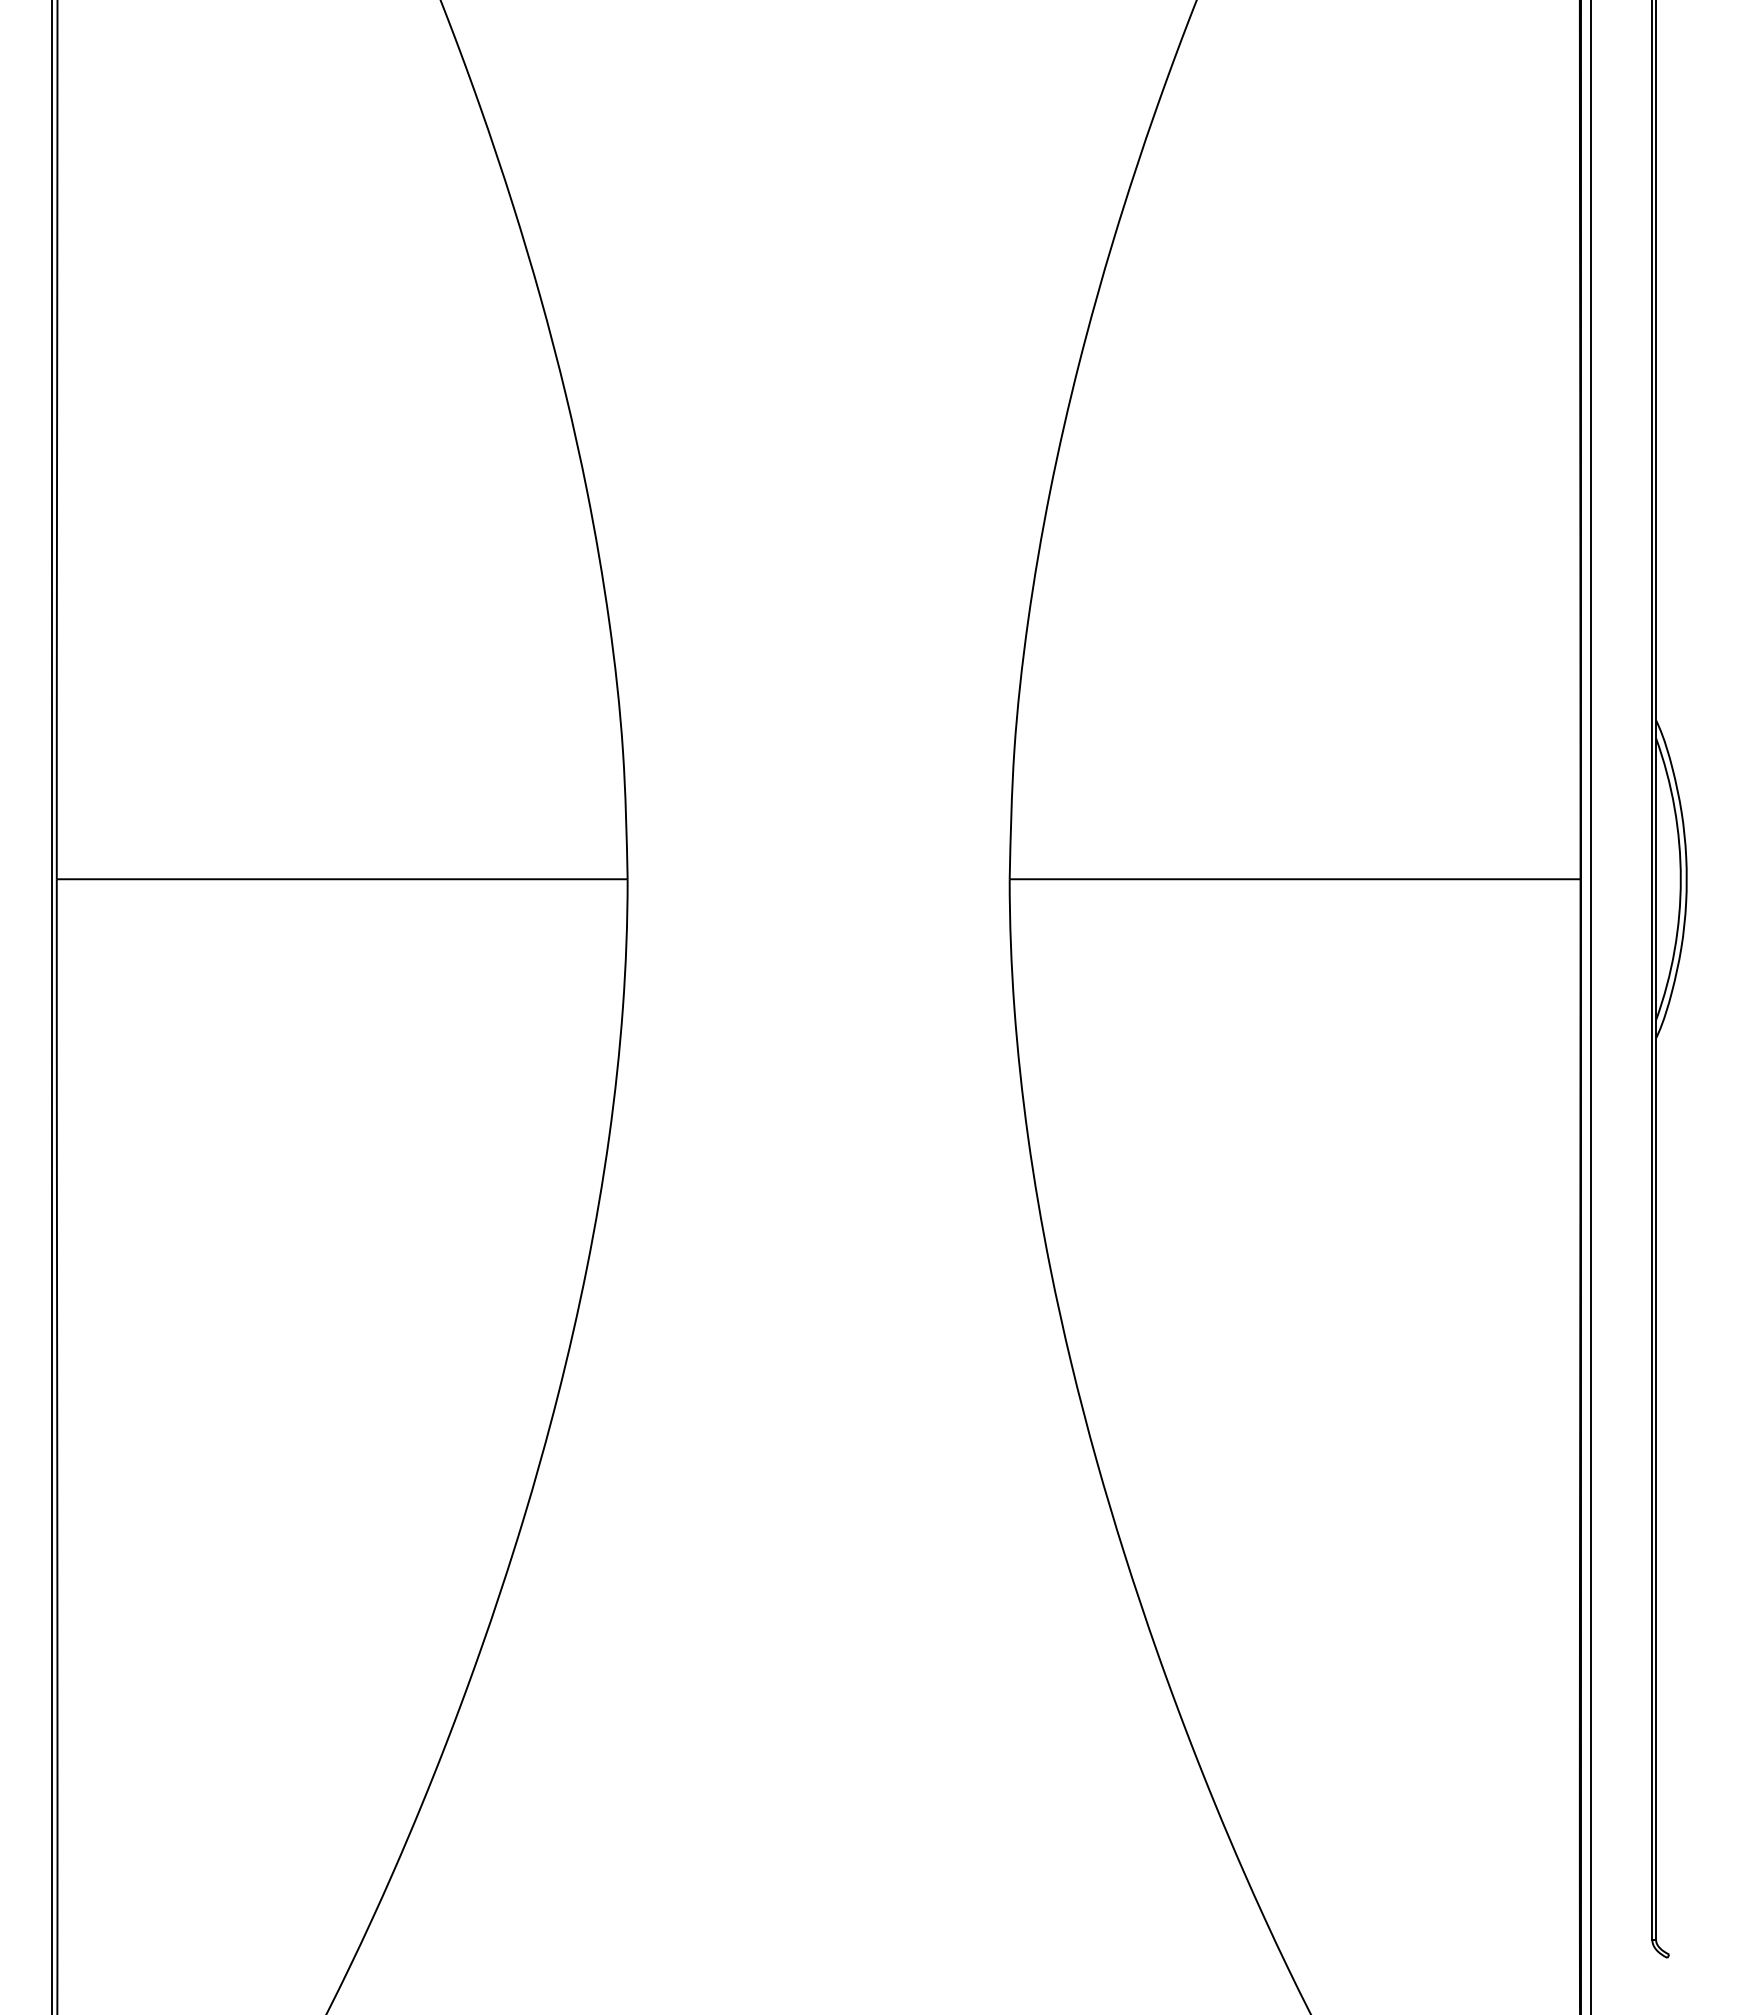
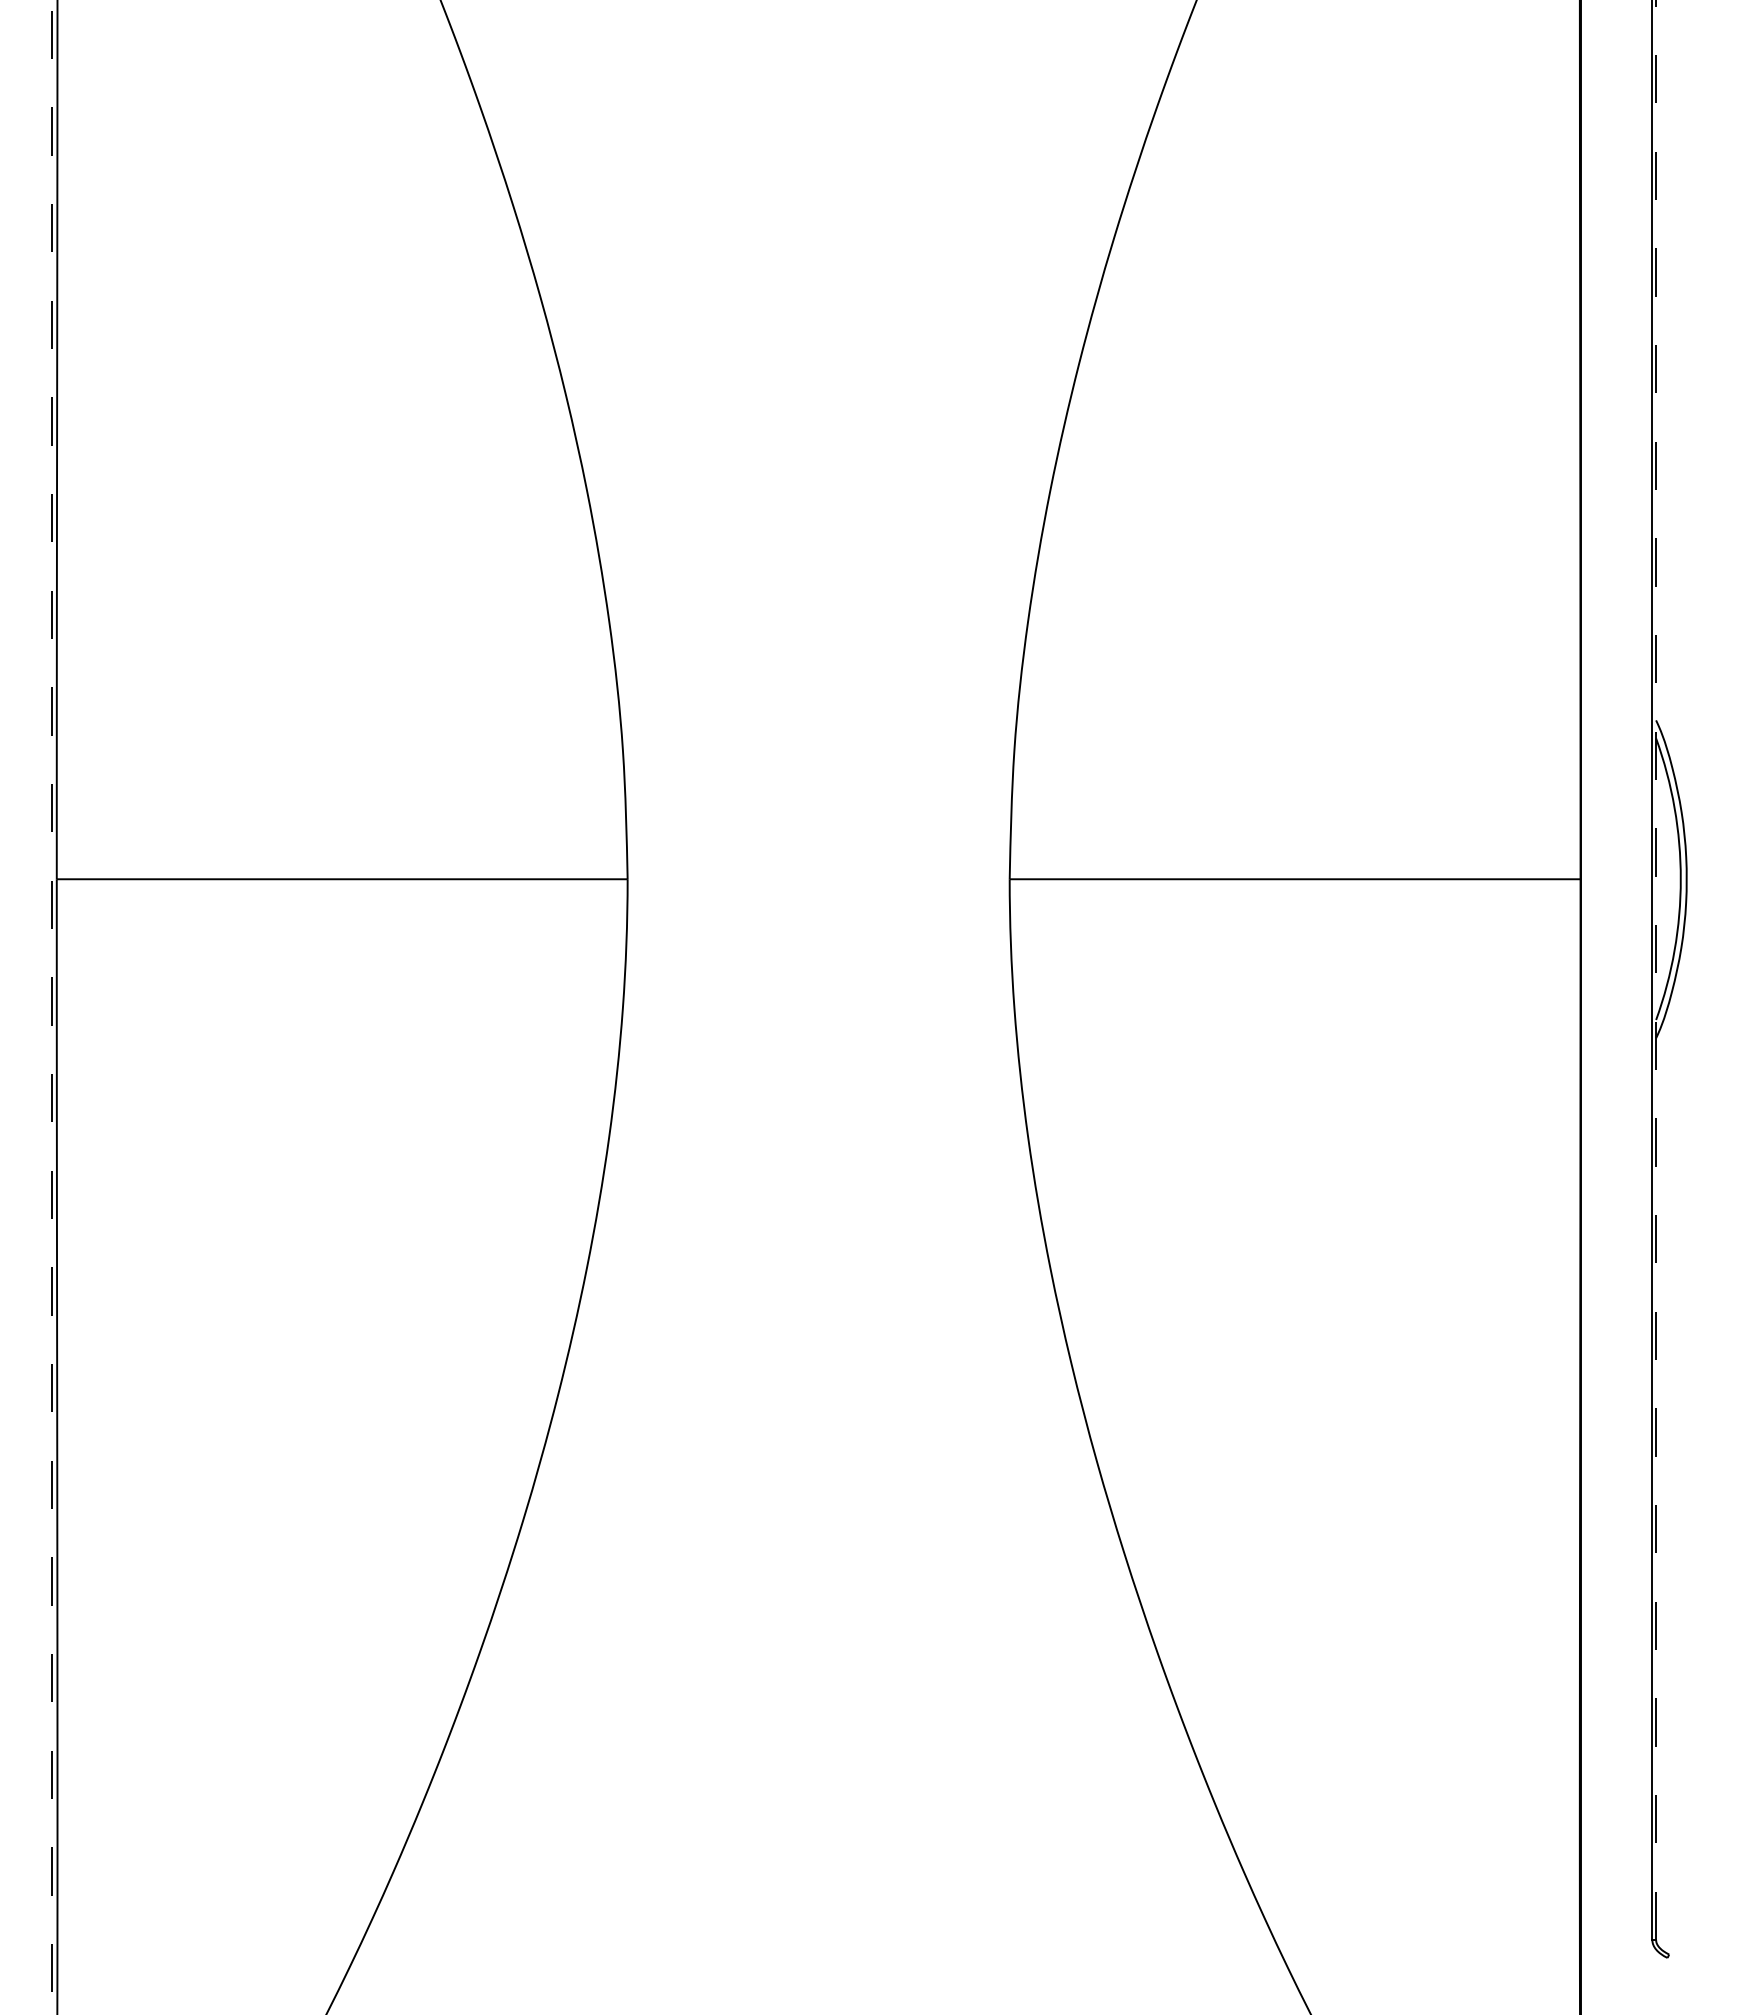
line: solid -> dashed (1656, 970)
line: present -> none (1590, 1006)
line: solid -> dashed (52, 1007)
